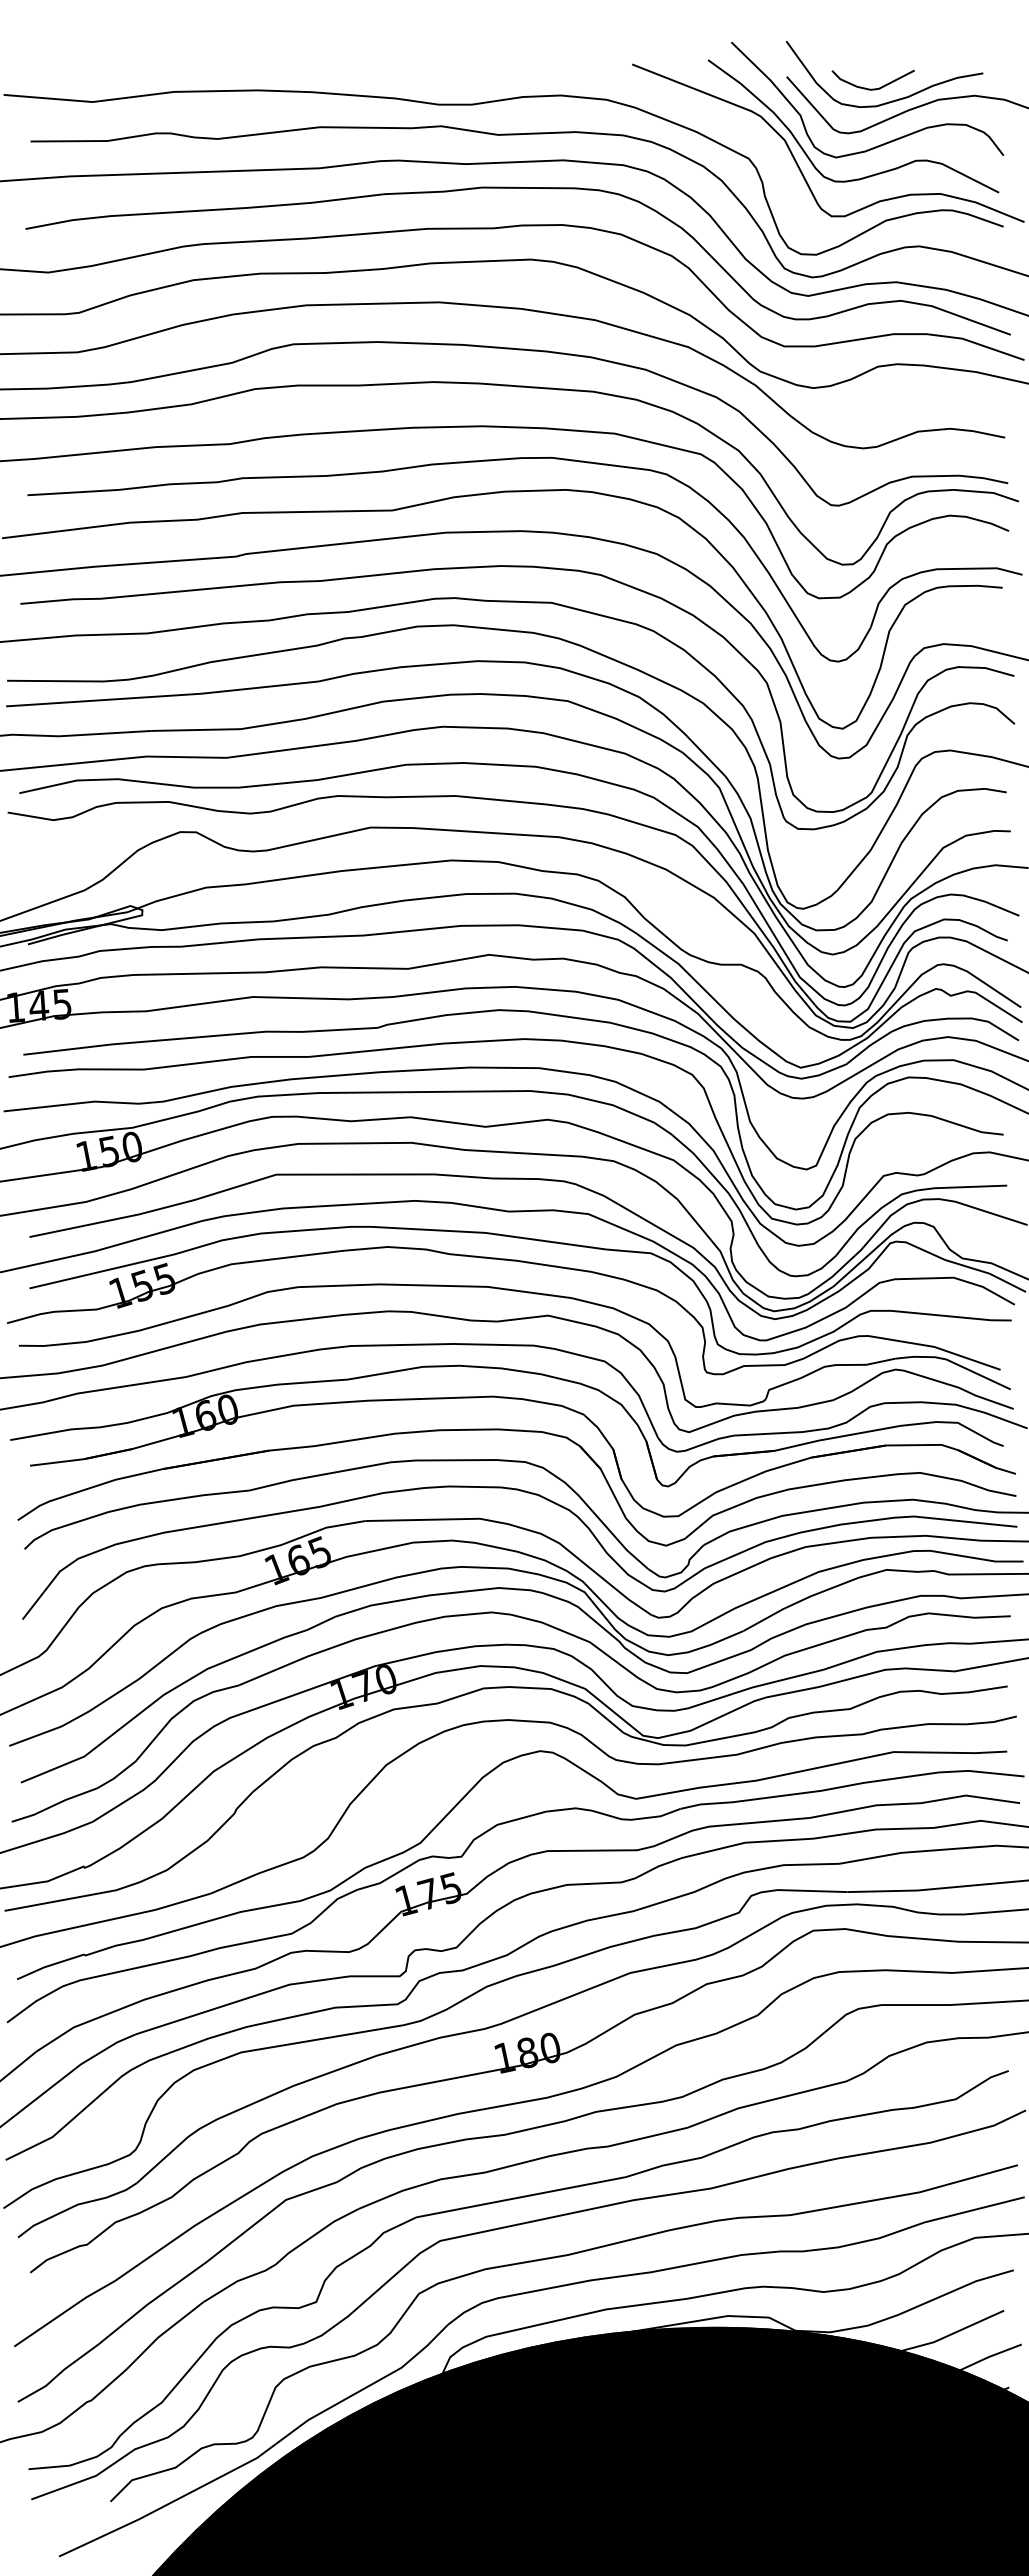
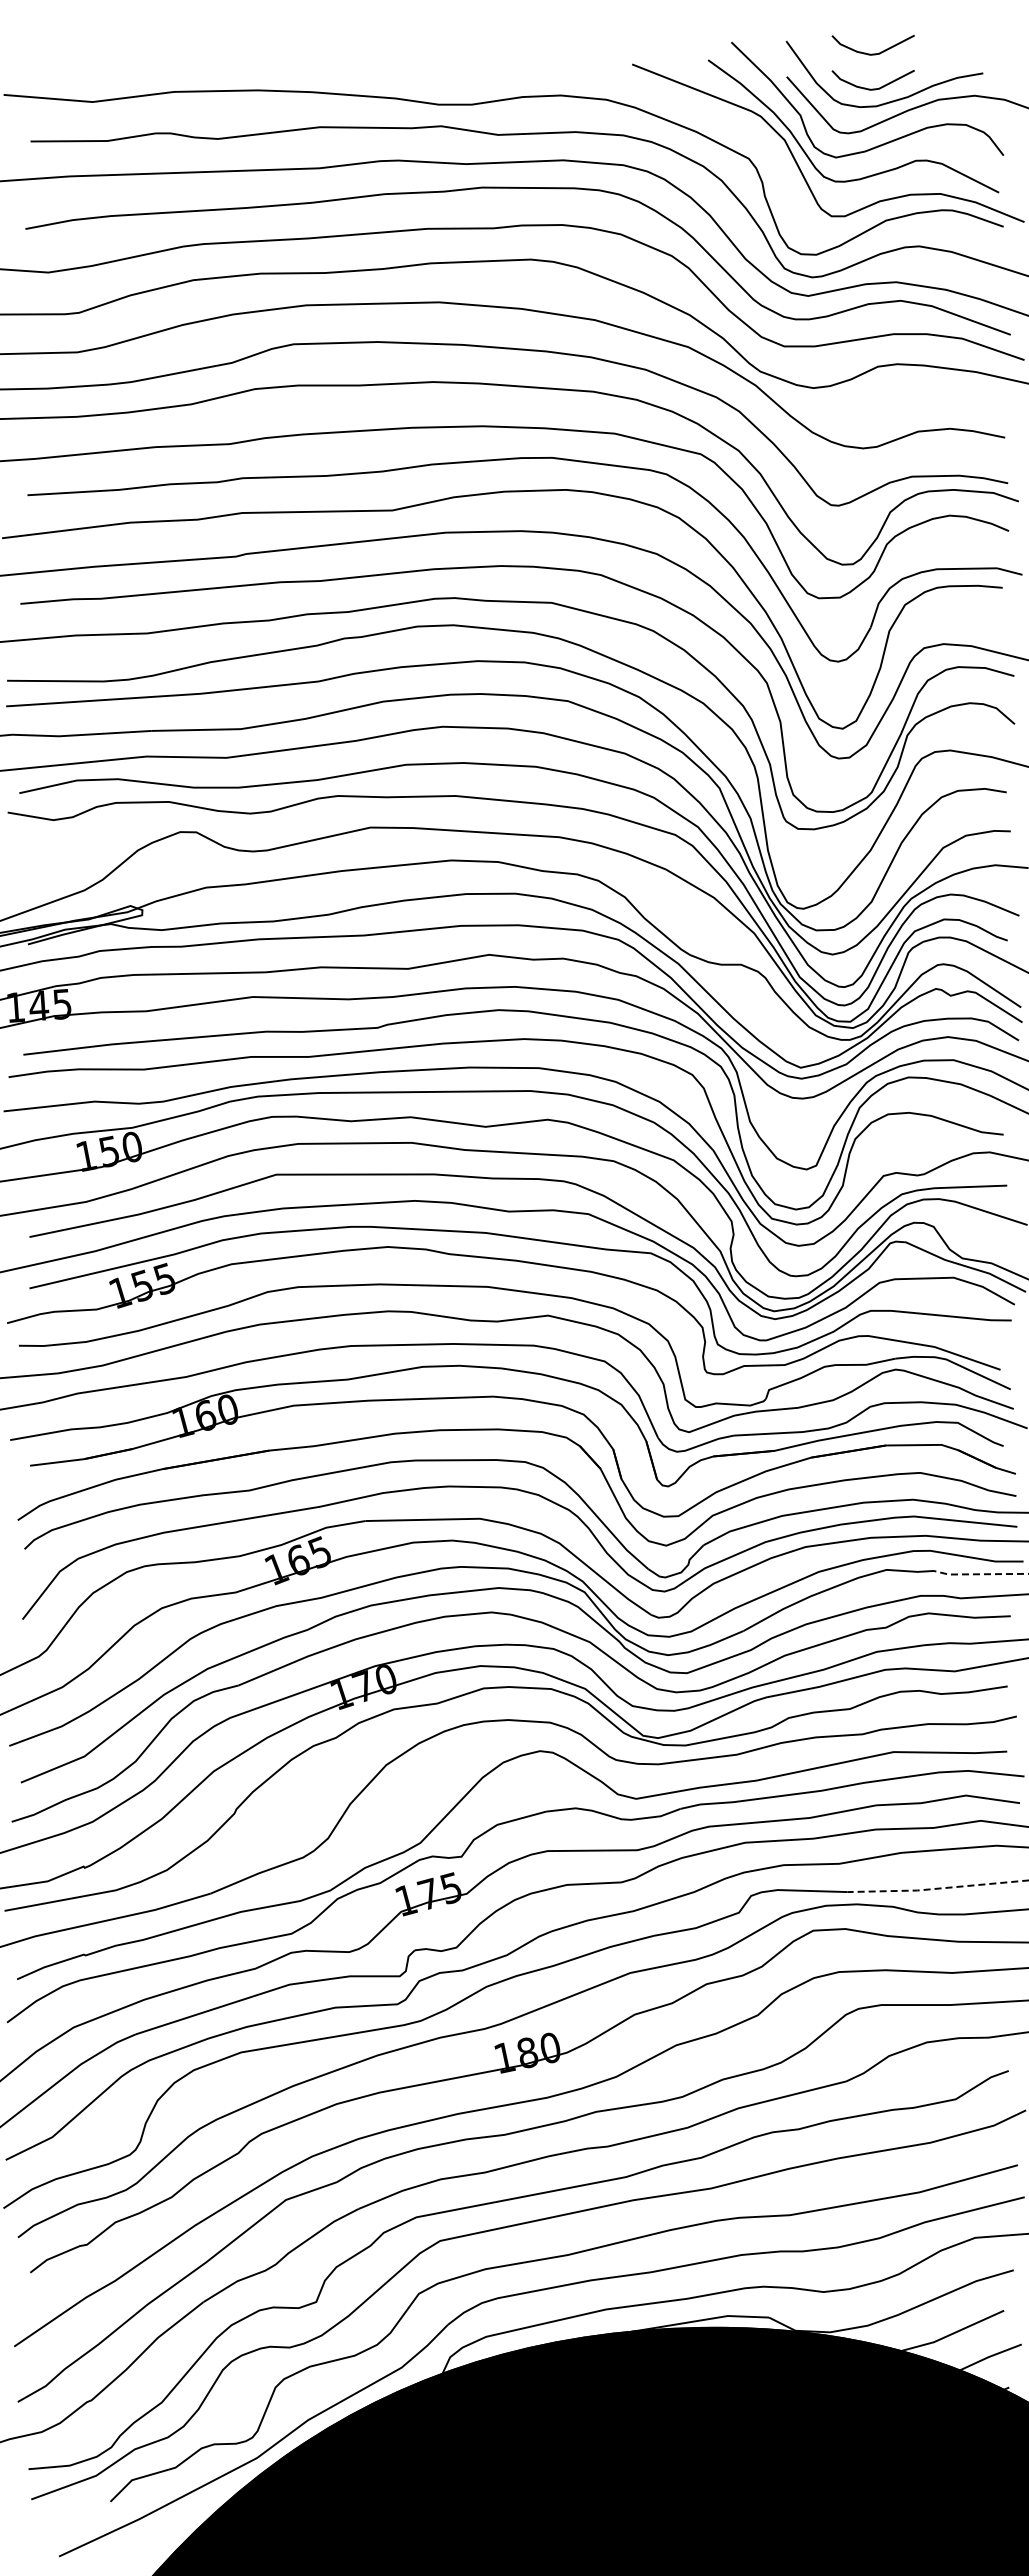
curve: none -> present (872, 53)
line: solid -> dashed (979, 1574)
line: solid -> dashed (936, 1888)
